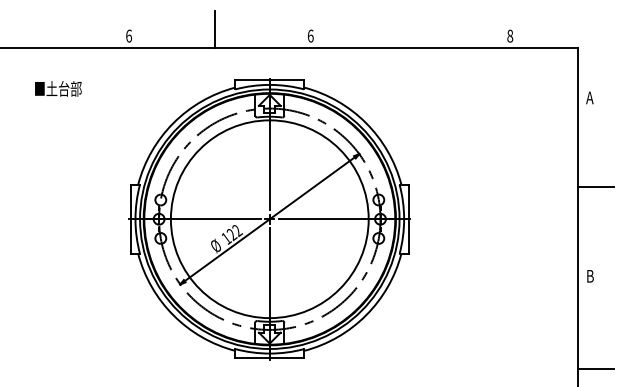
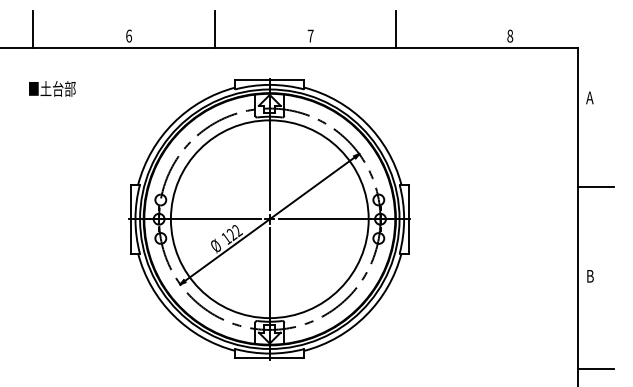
line: none -> present (33, 29)
line: none -> present (396, 29)
text: 6 -> 7 (310, 35)
text position: (58, 88) -> (52, 88) (52, 88)
